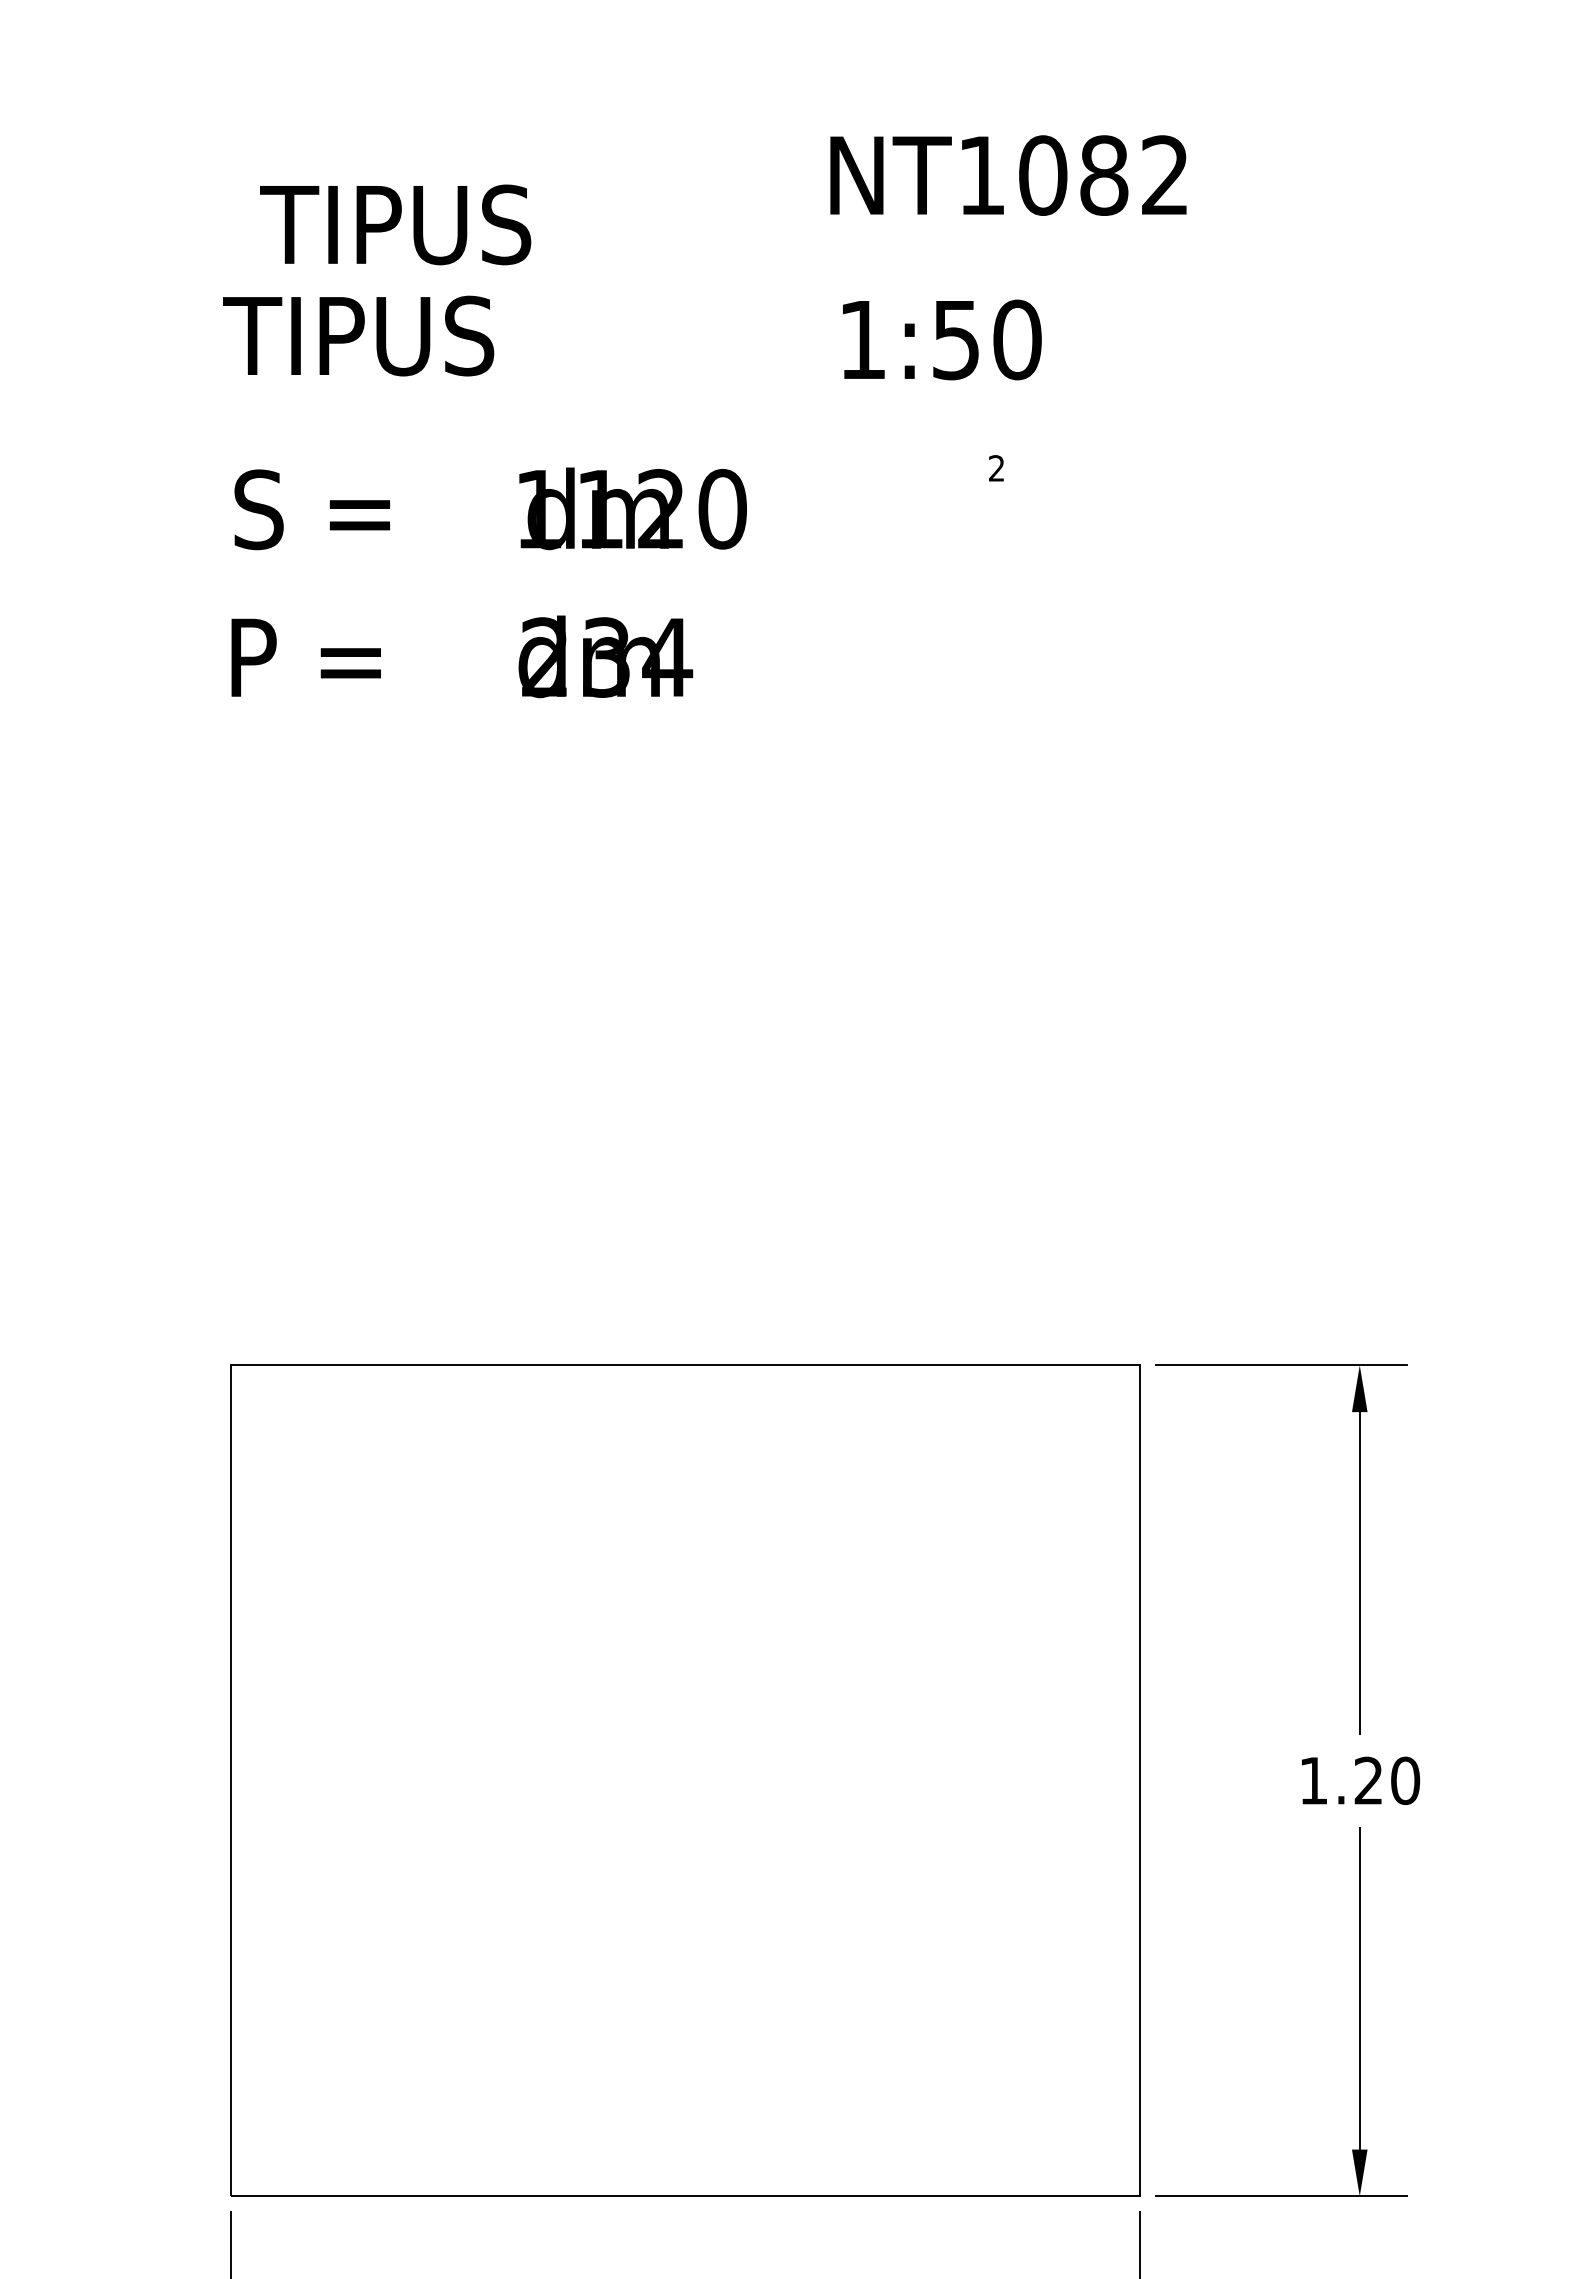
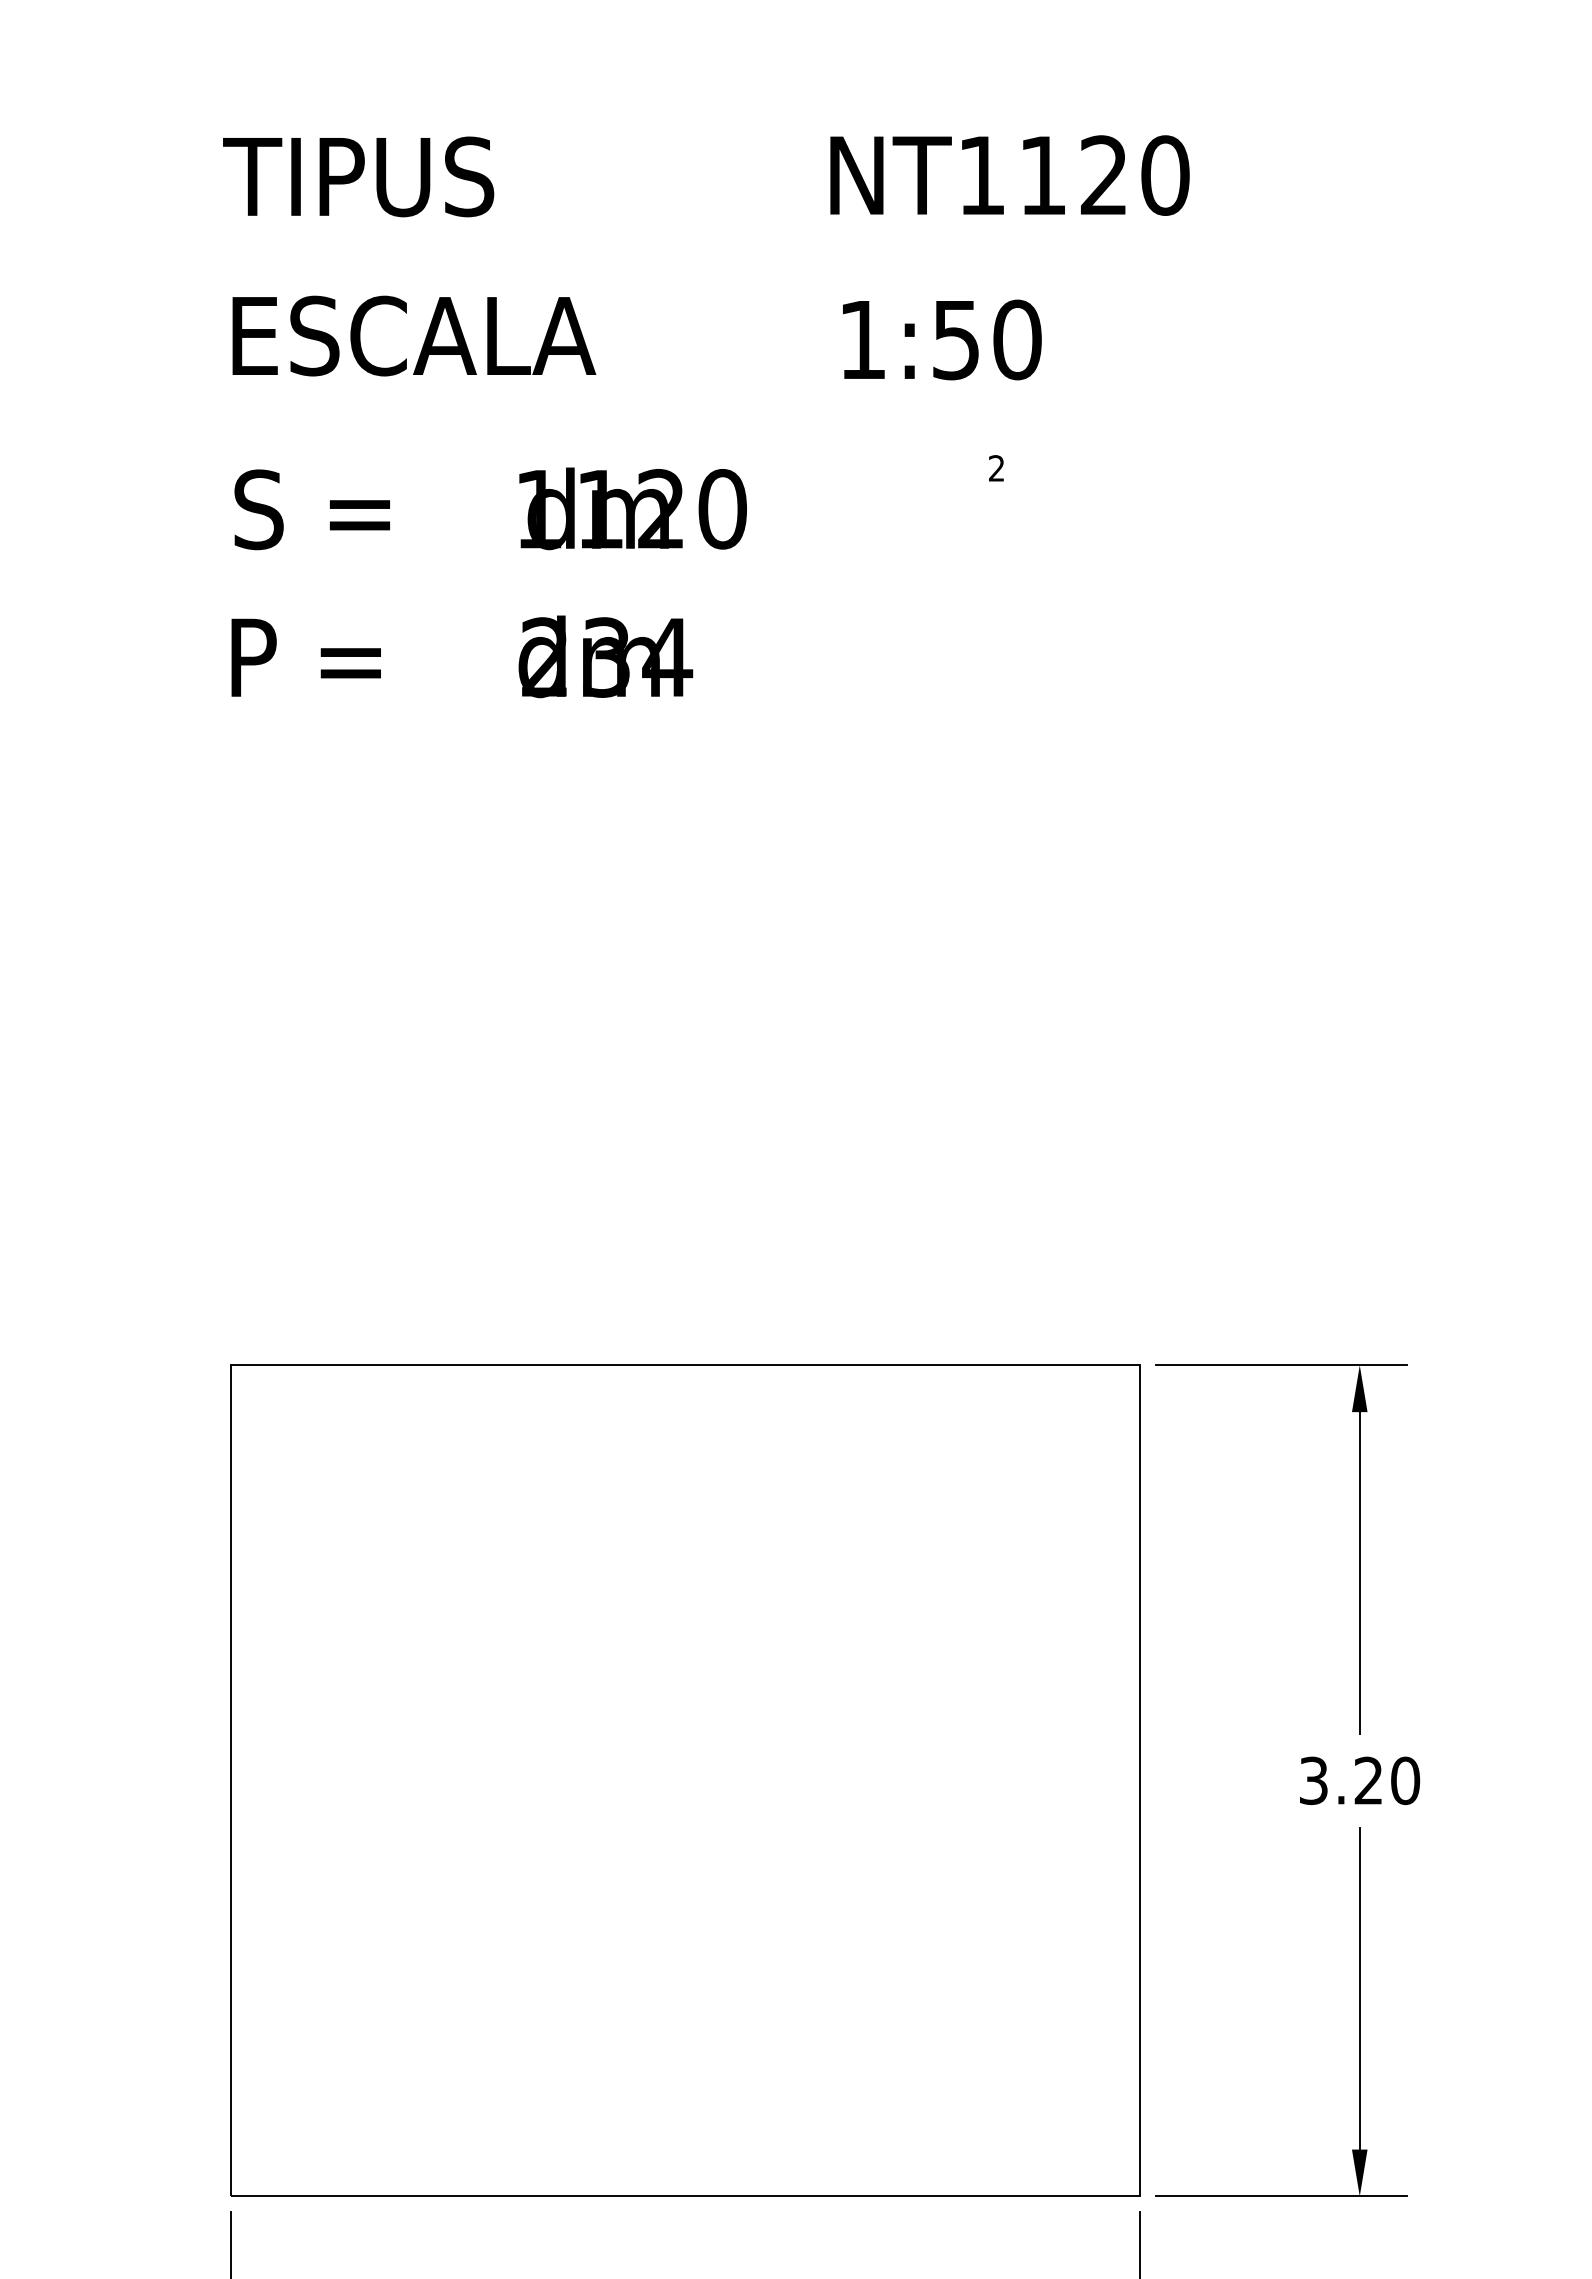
text: NT1082 -> NT1120 (1104, 175)
text position: (395, 224) -> (358, 176) (358, 176)
text: TIPUS -> ESCALA (409, 335)
text: 1.20 -> 3.20 (1313, 1780)
